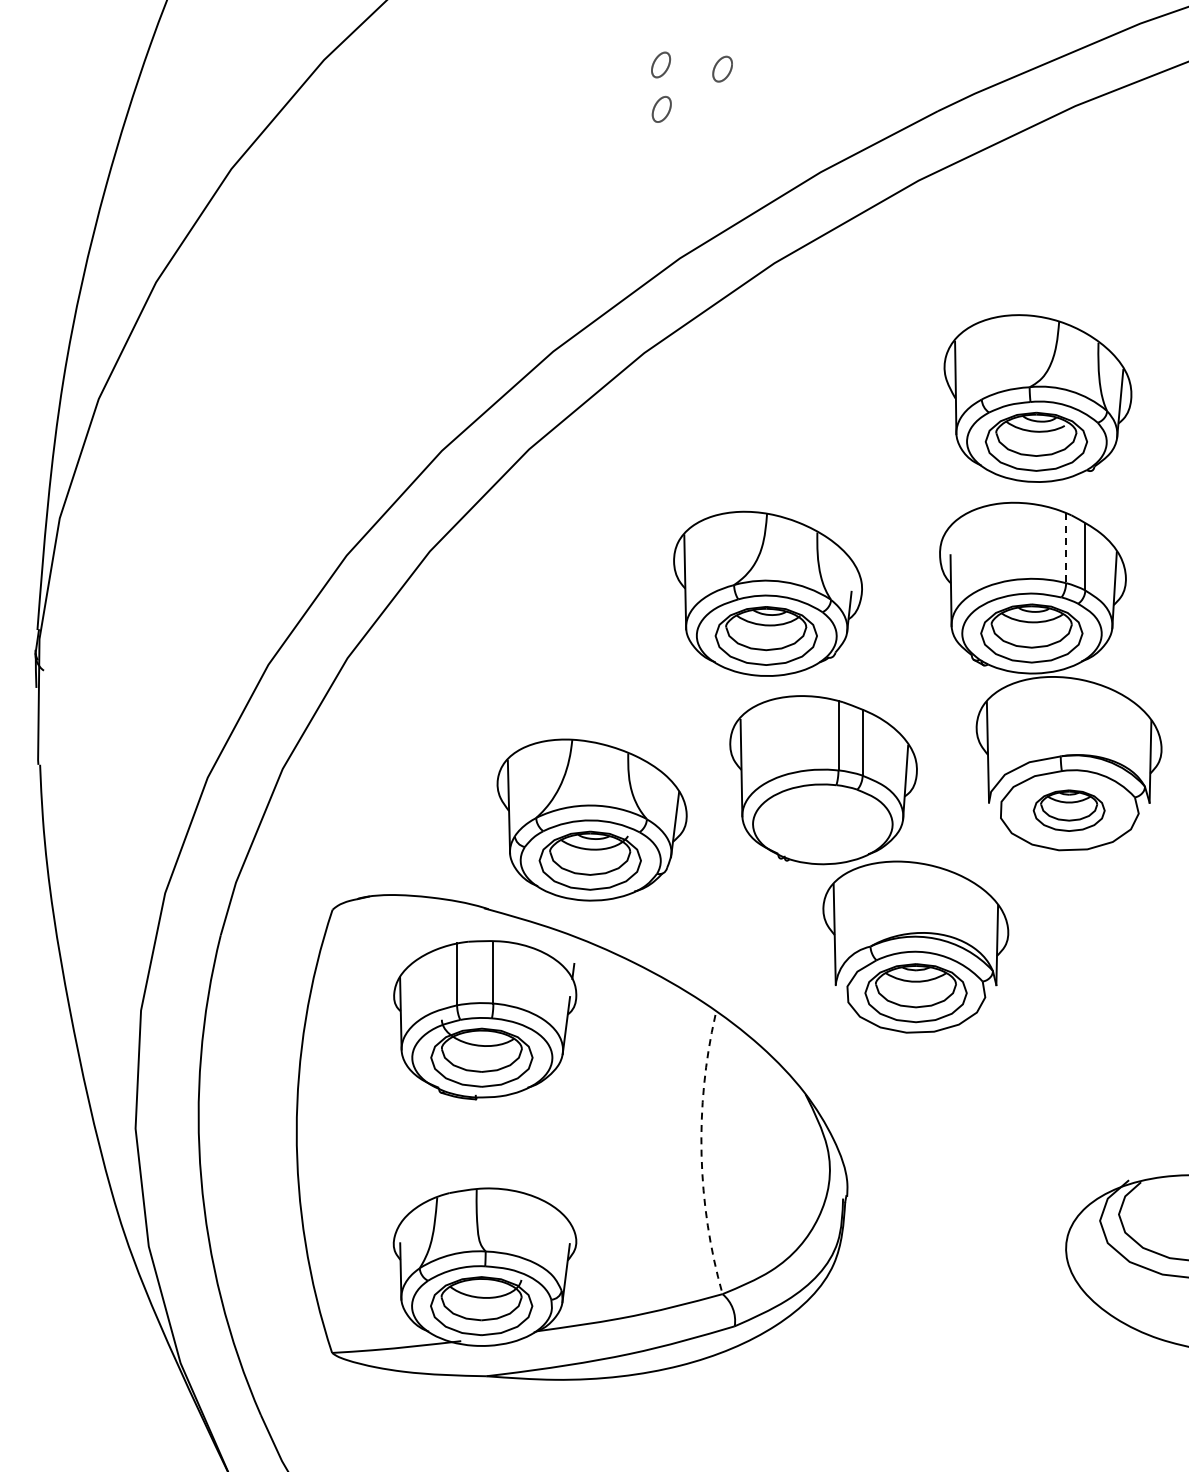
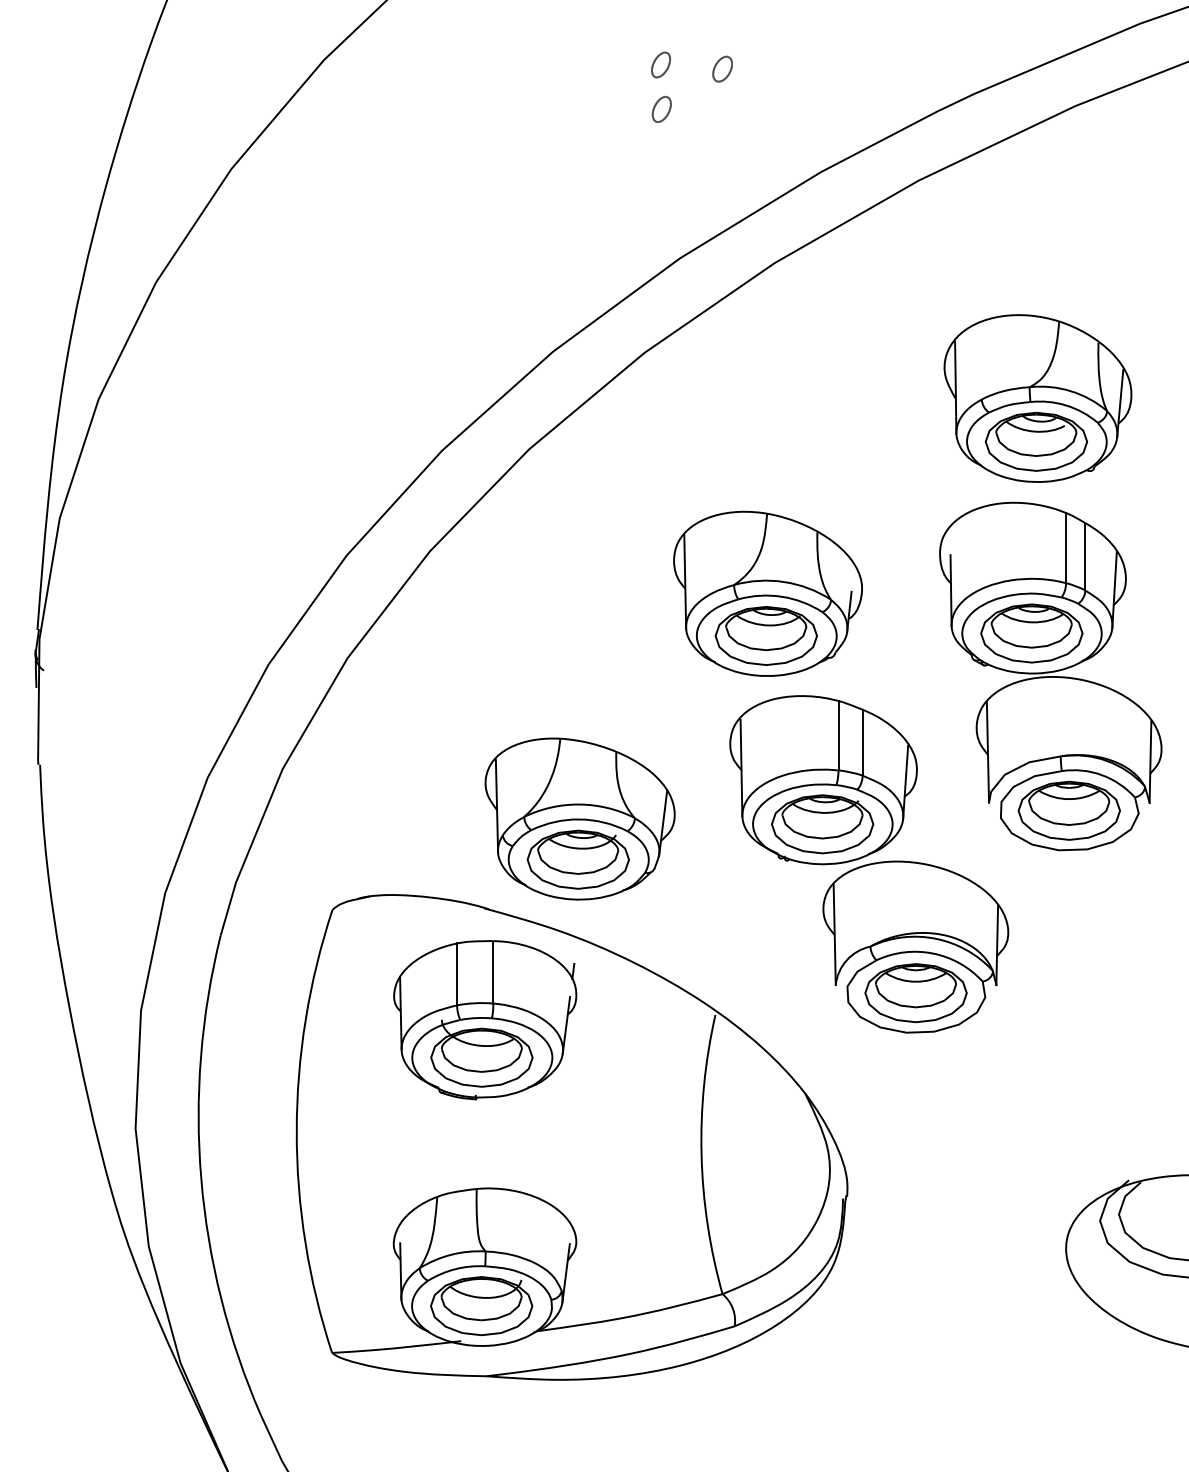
line: dashed -> solid (1066, 548)
part size: 74x43 px -> 104x61 px (1068, 810)
part position: (591, 819) -> (579, 818) (579, 818)
part: none -> present (822, 824)
arc: dashed -> solid (701, 1155)
